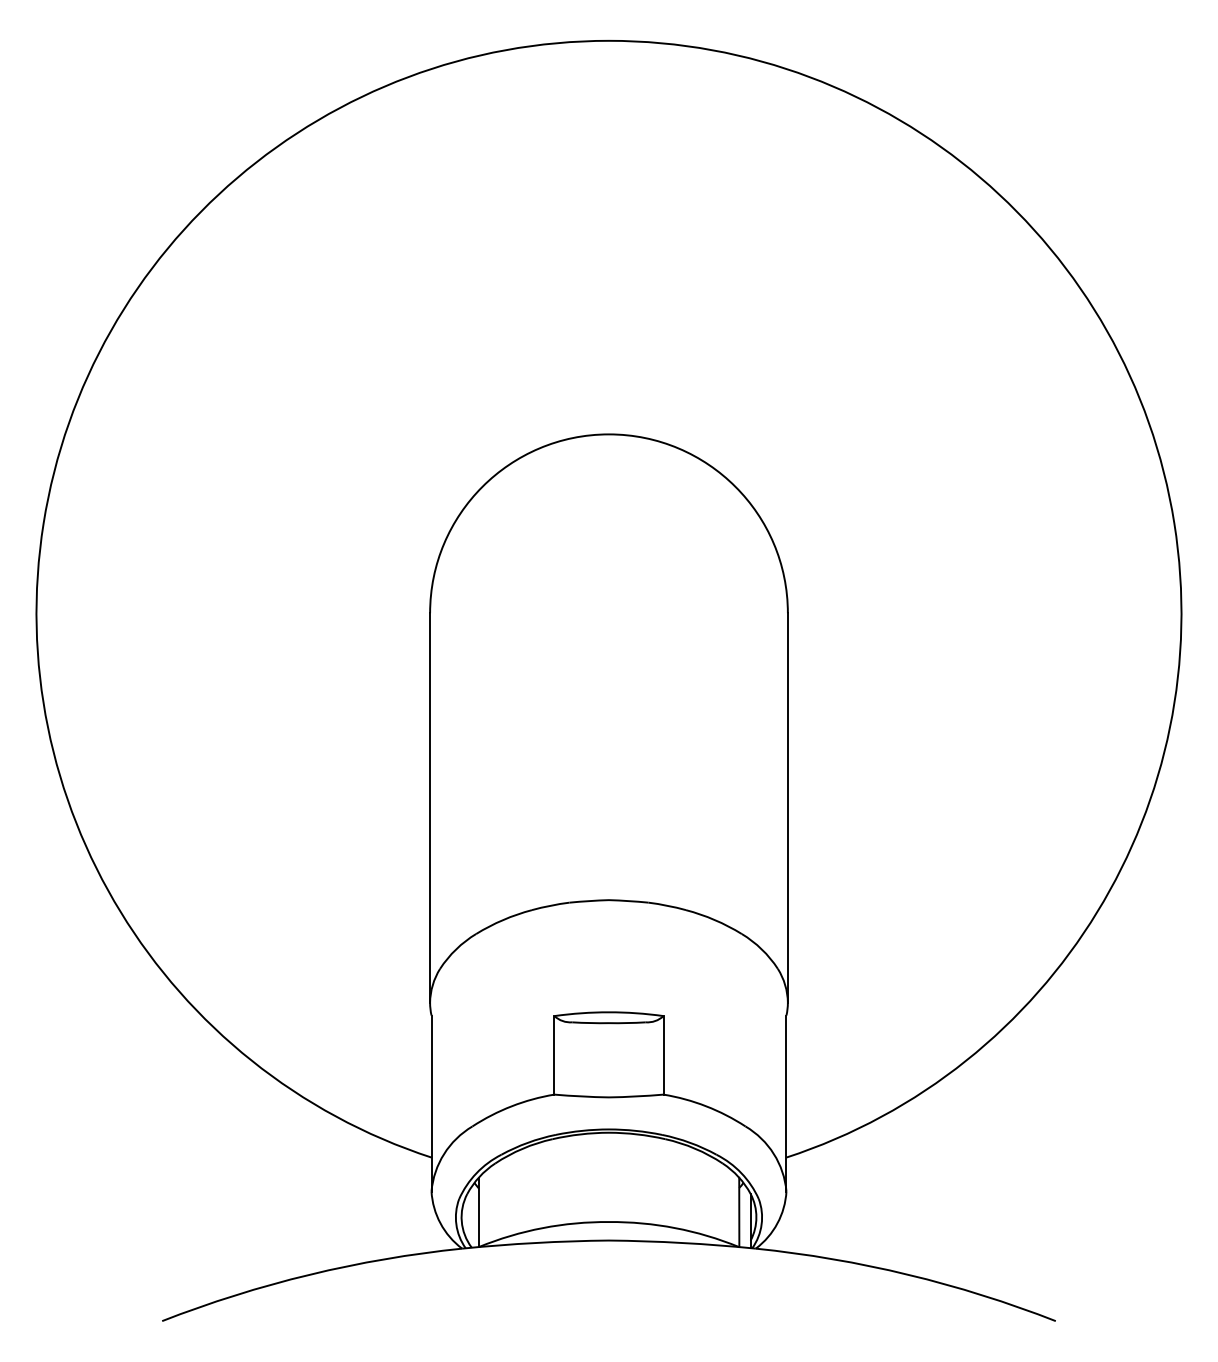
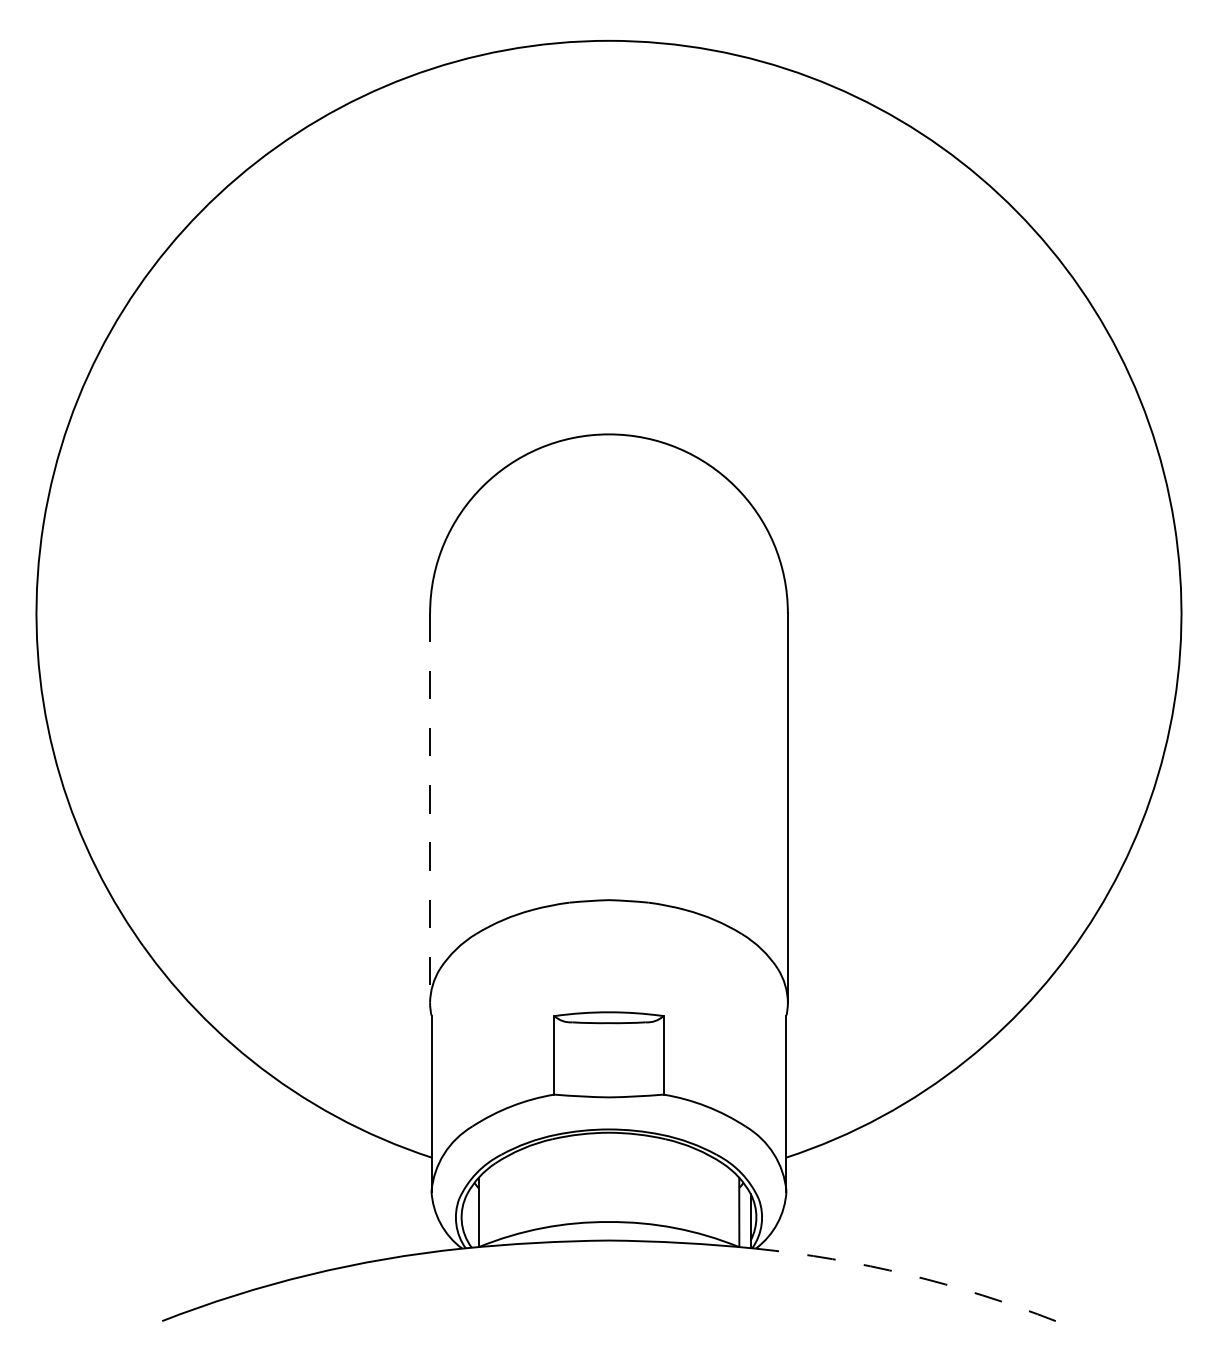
line: solid -> dashed (430, 808)
arc: solid -> dashed (908, 1274)
